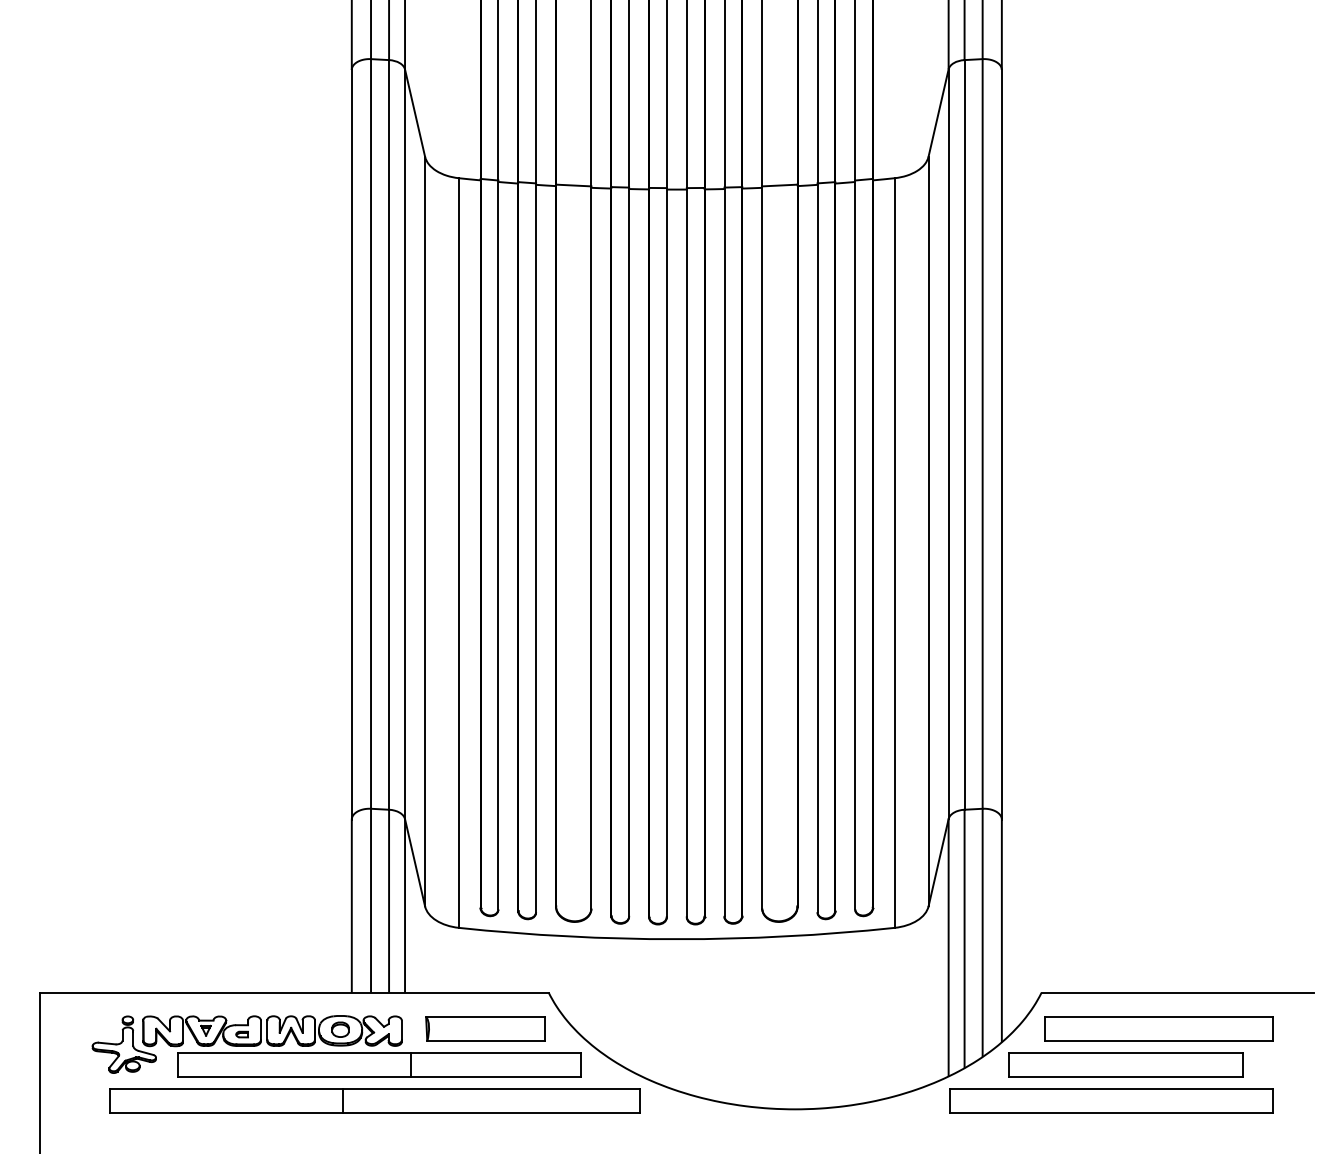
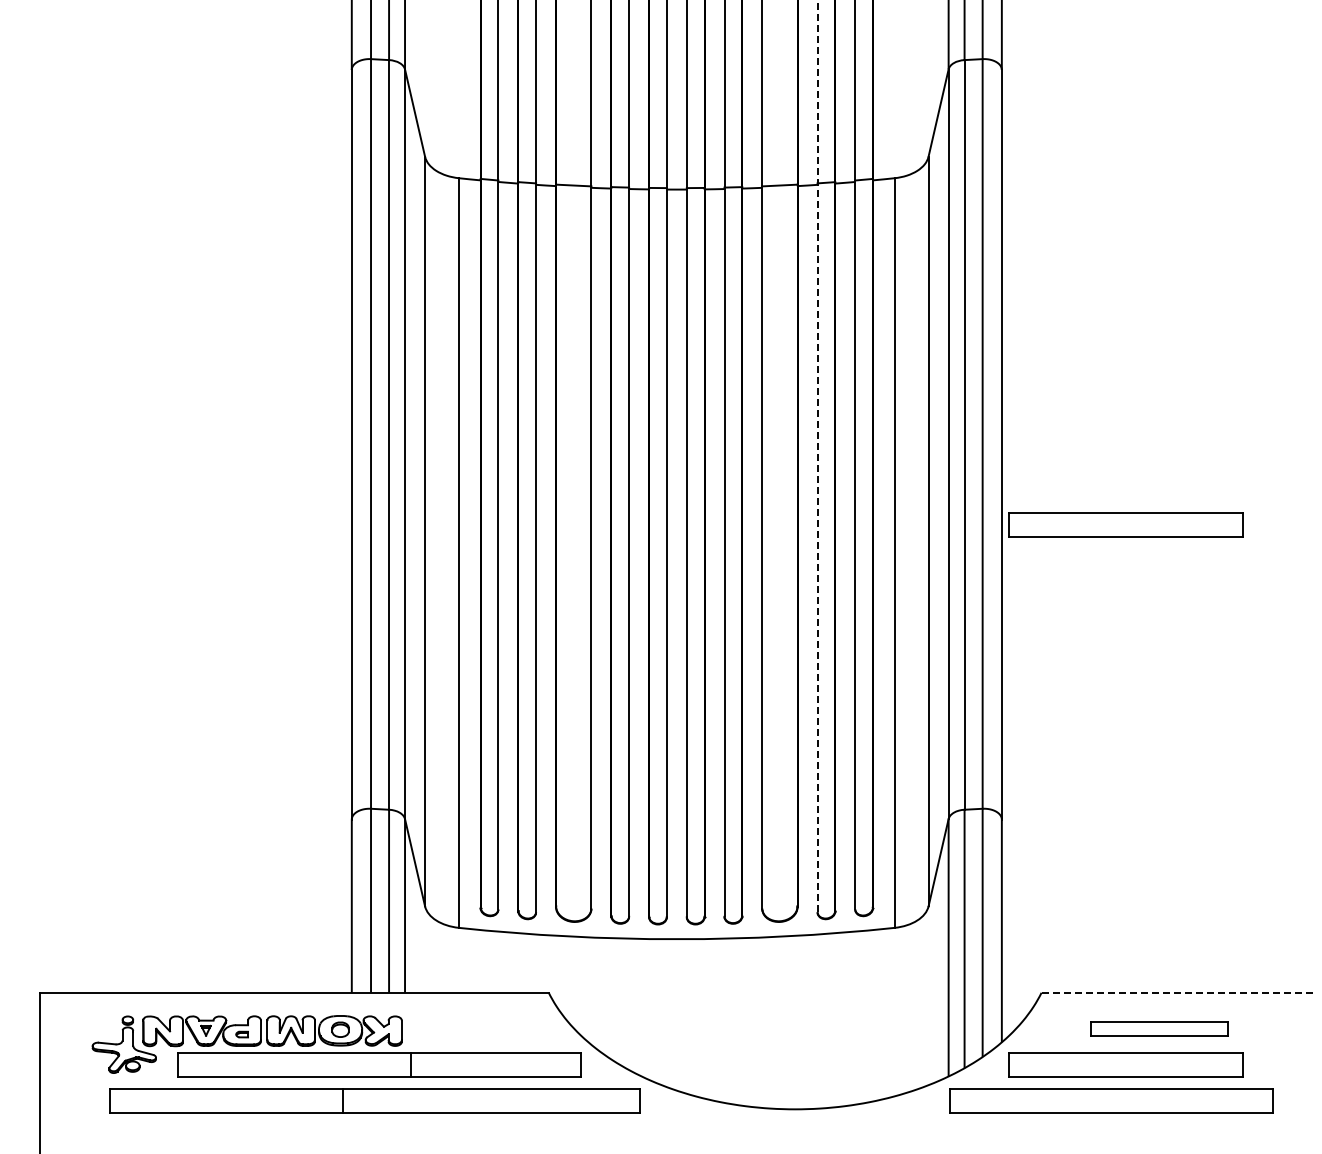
line: solid -> dashed (817, 456)
part: none -> present (1125, 524)
line: solid -> dashed (1178, 992)
part: present -> none (485, 1028)
part size: 230x26 px -> 139x16 px (1159, 1028)
